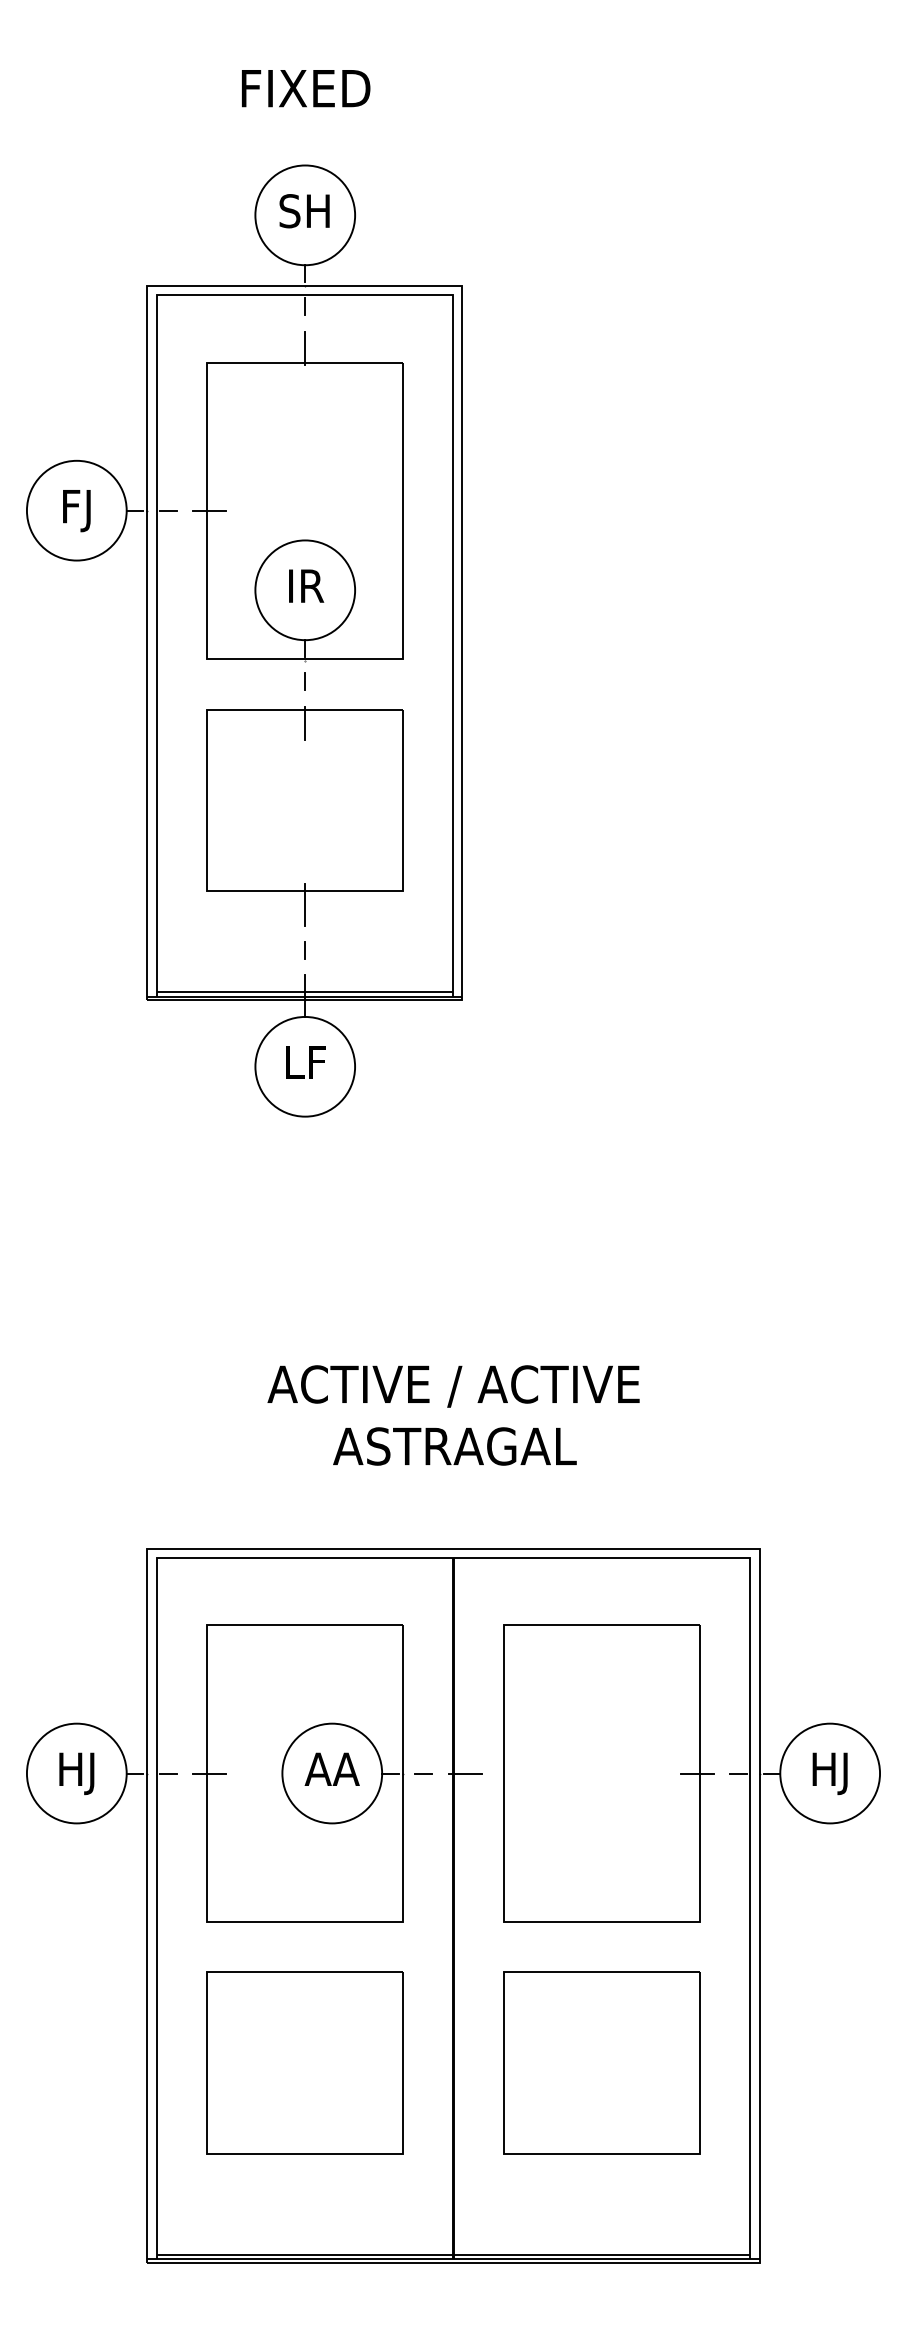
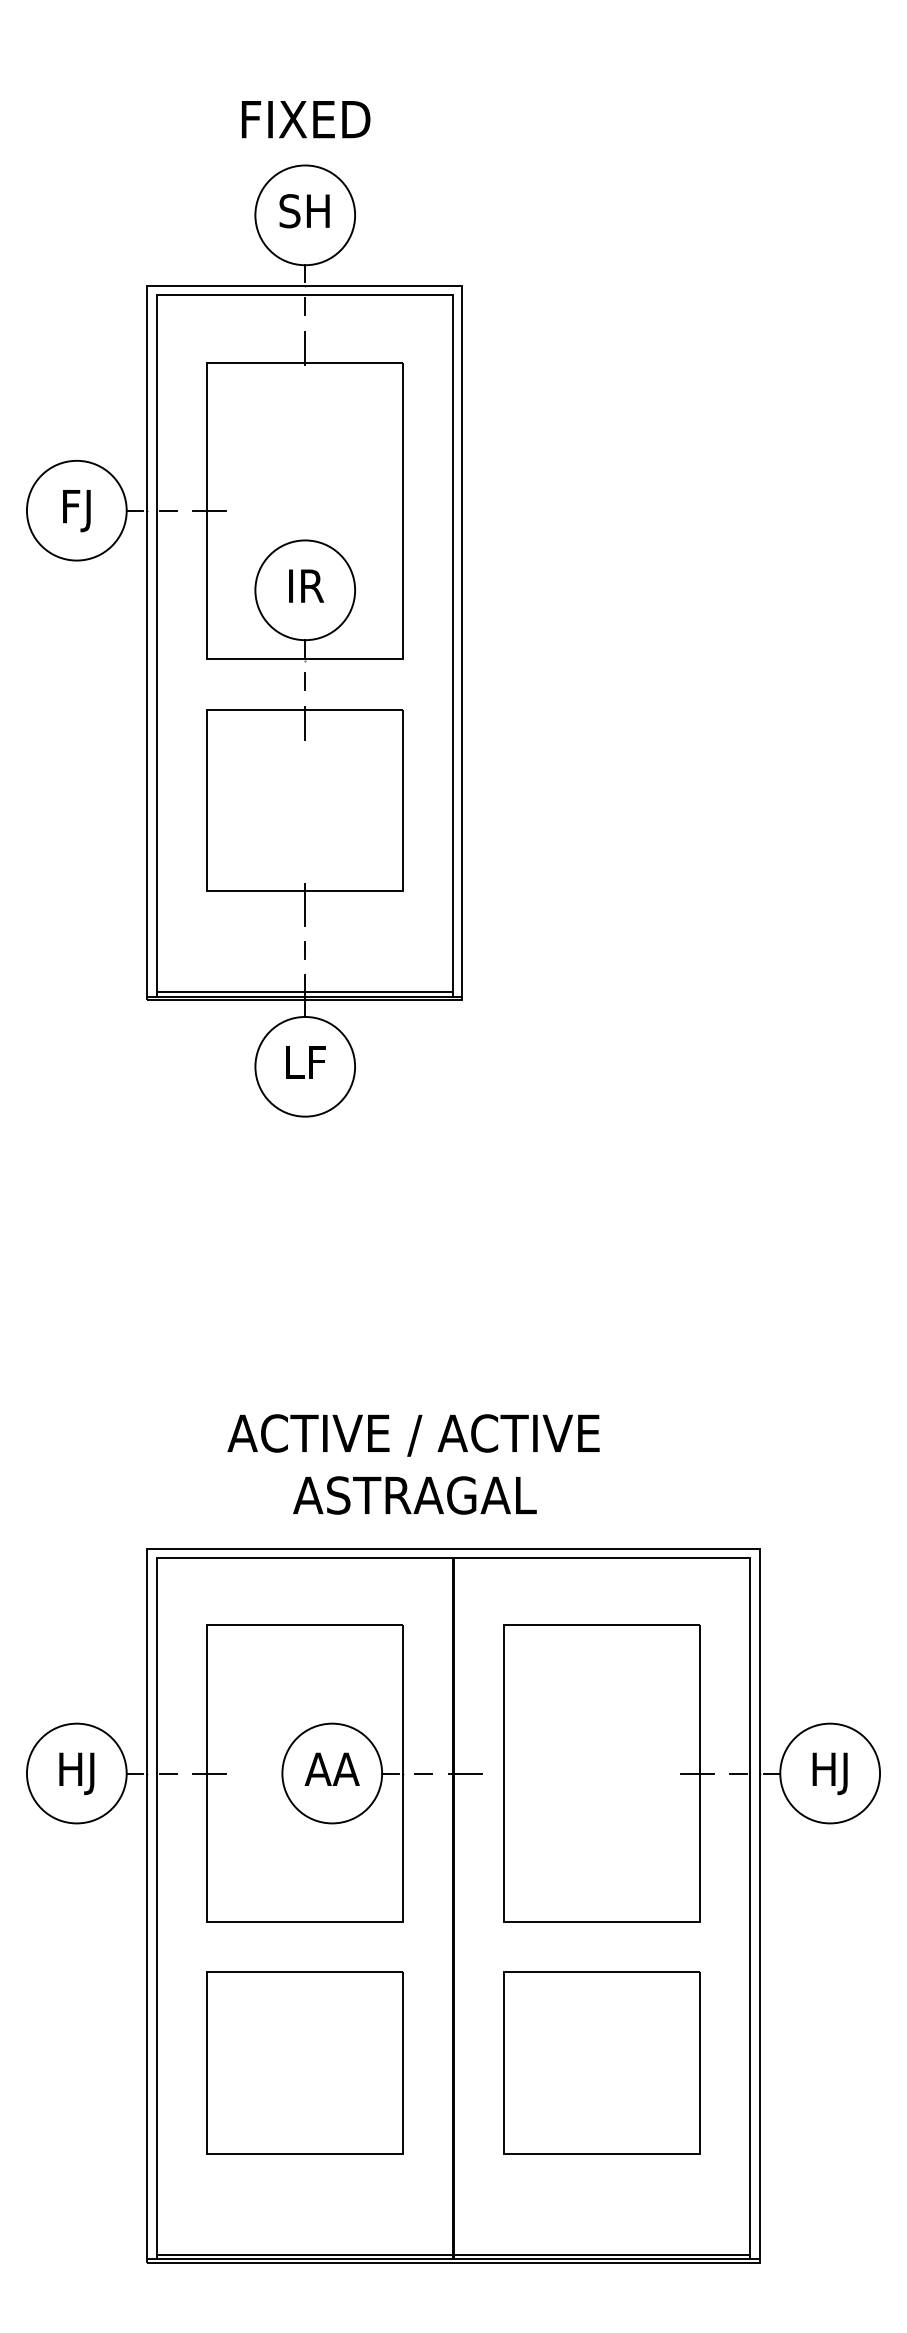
text position: (306, 88) -> (306, 119) (306, 119)
text position: (453, 1415) -> (413, 1464) (413, 1464)
